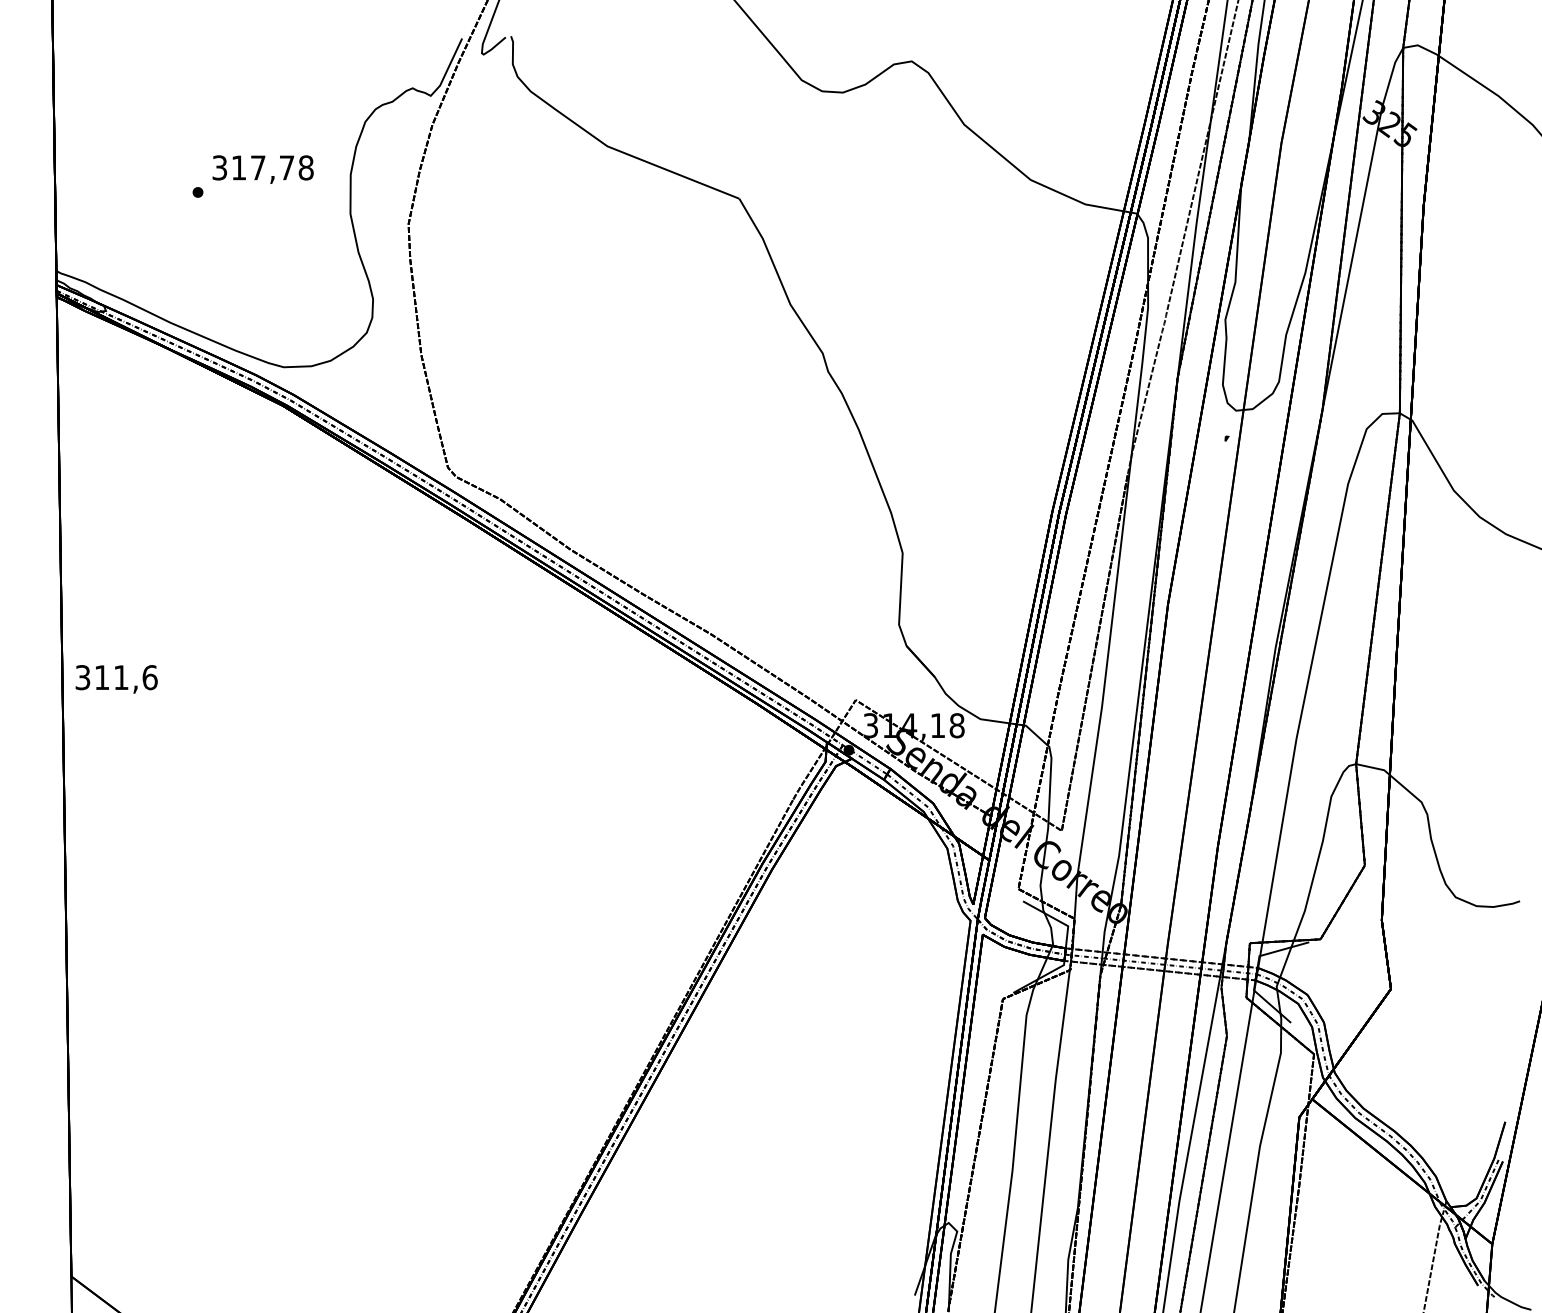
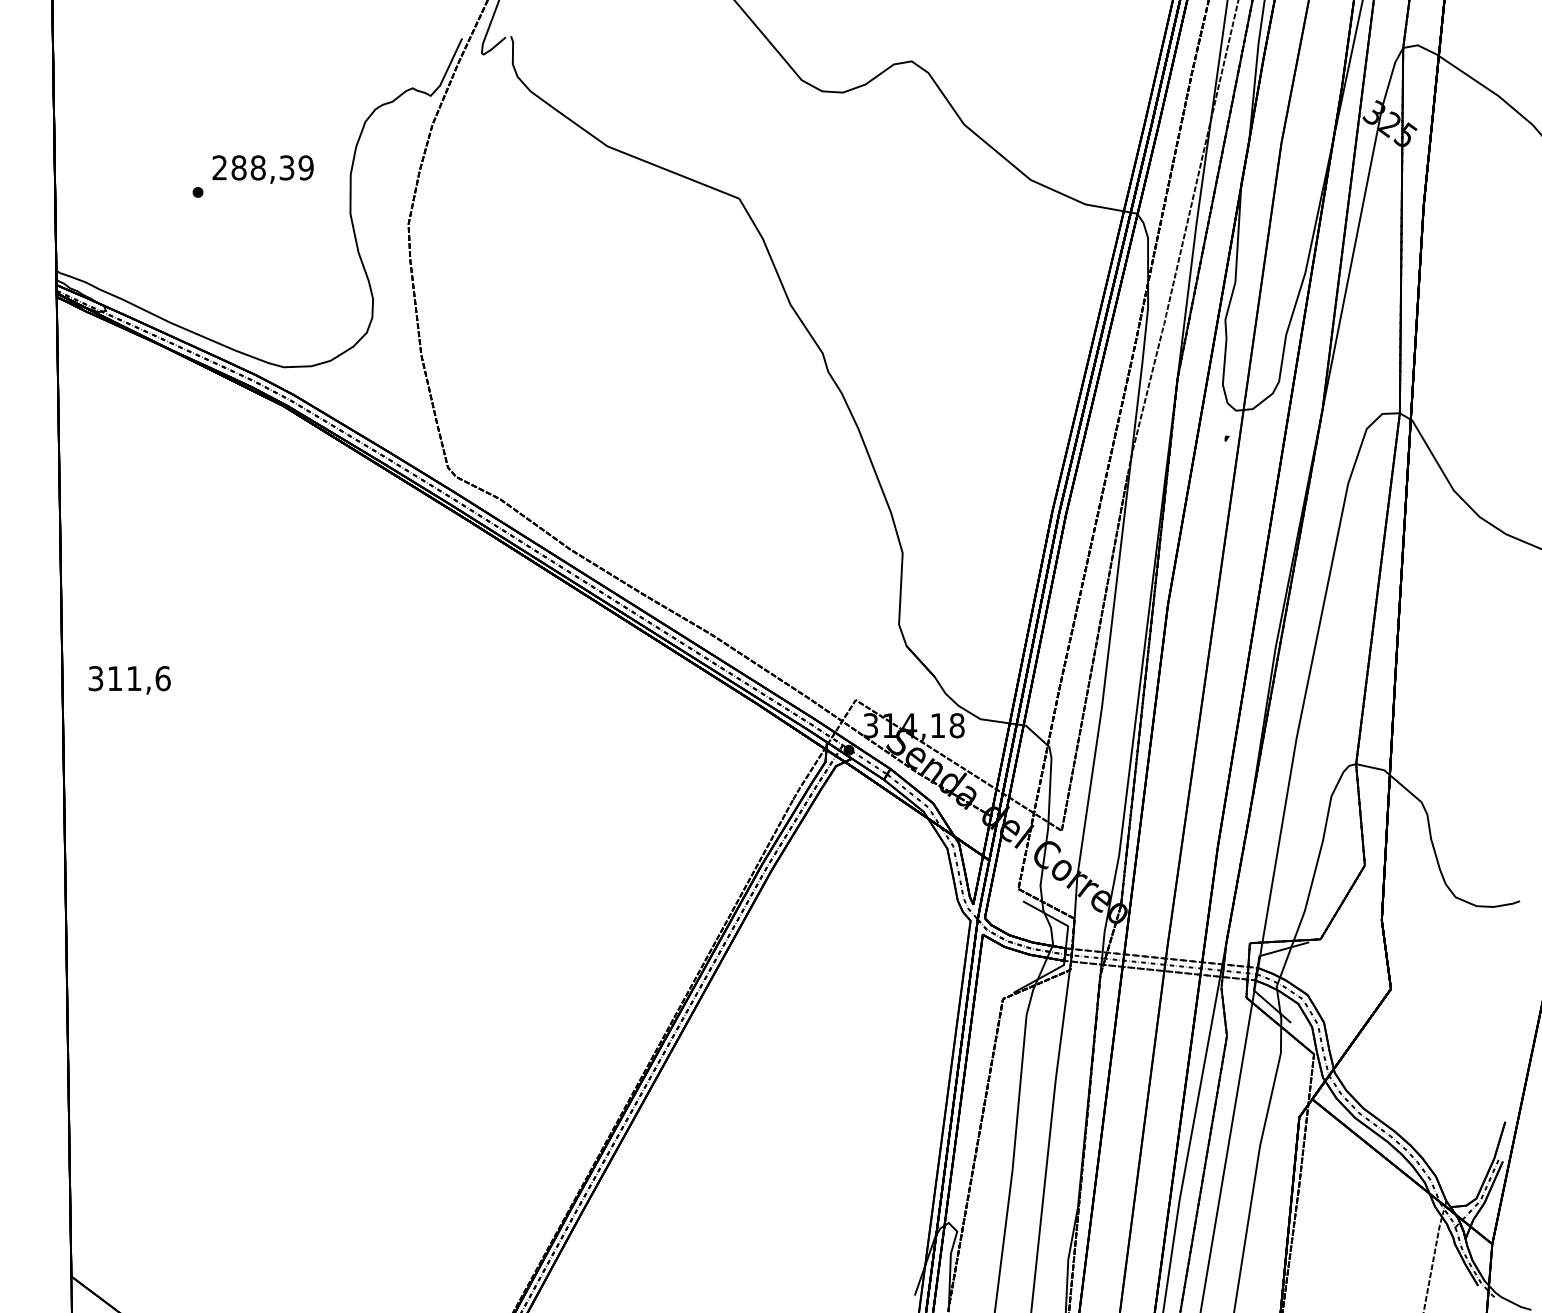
text: 317,78 -> 288,39 (262, 167)
text position: (116, 679) -> (129, 680) (129, 680)
